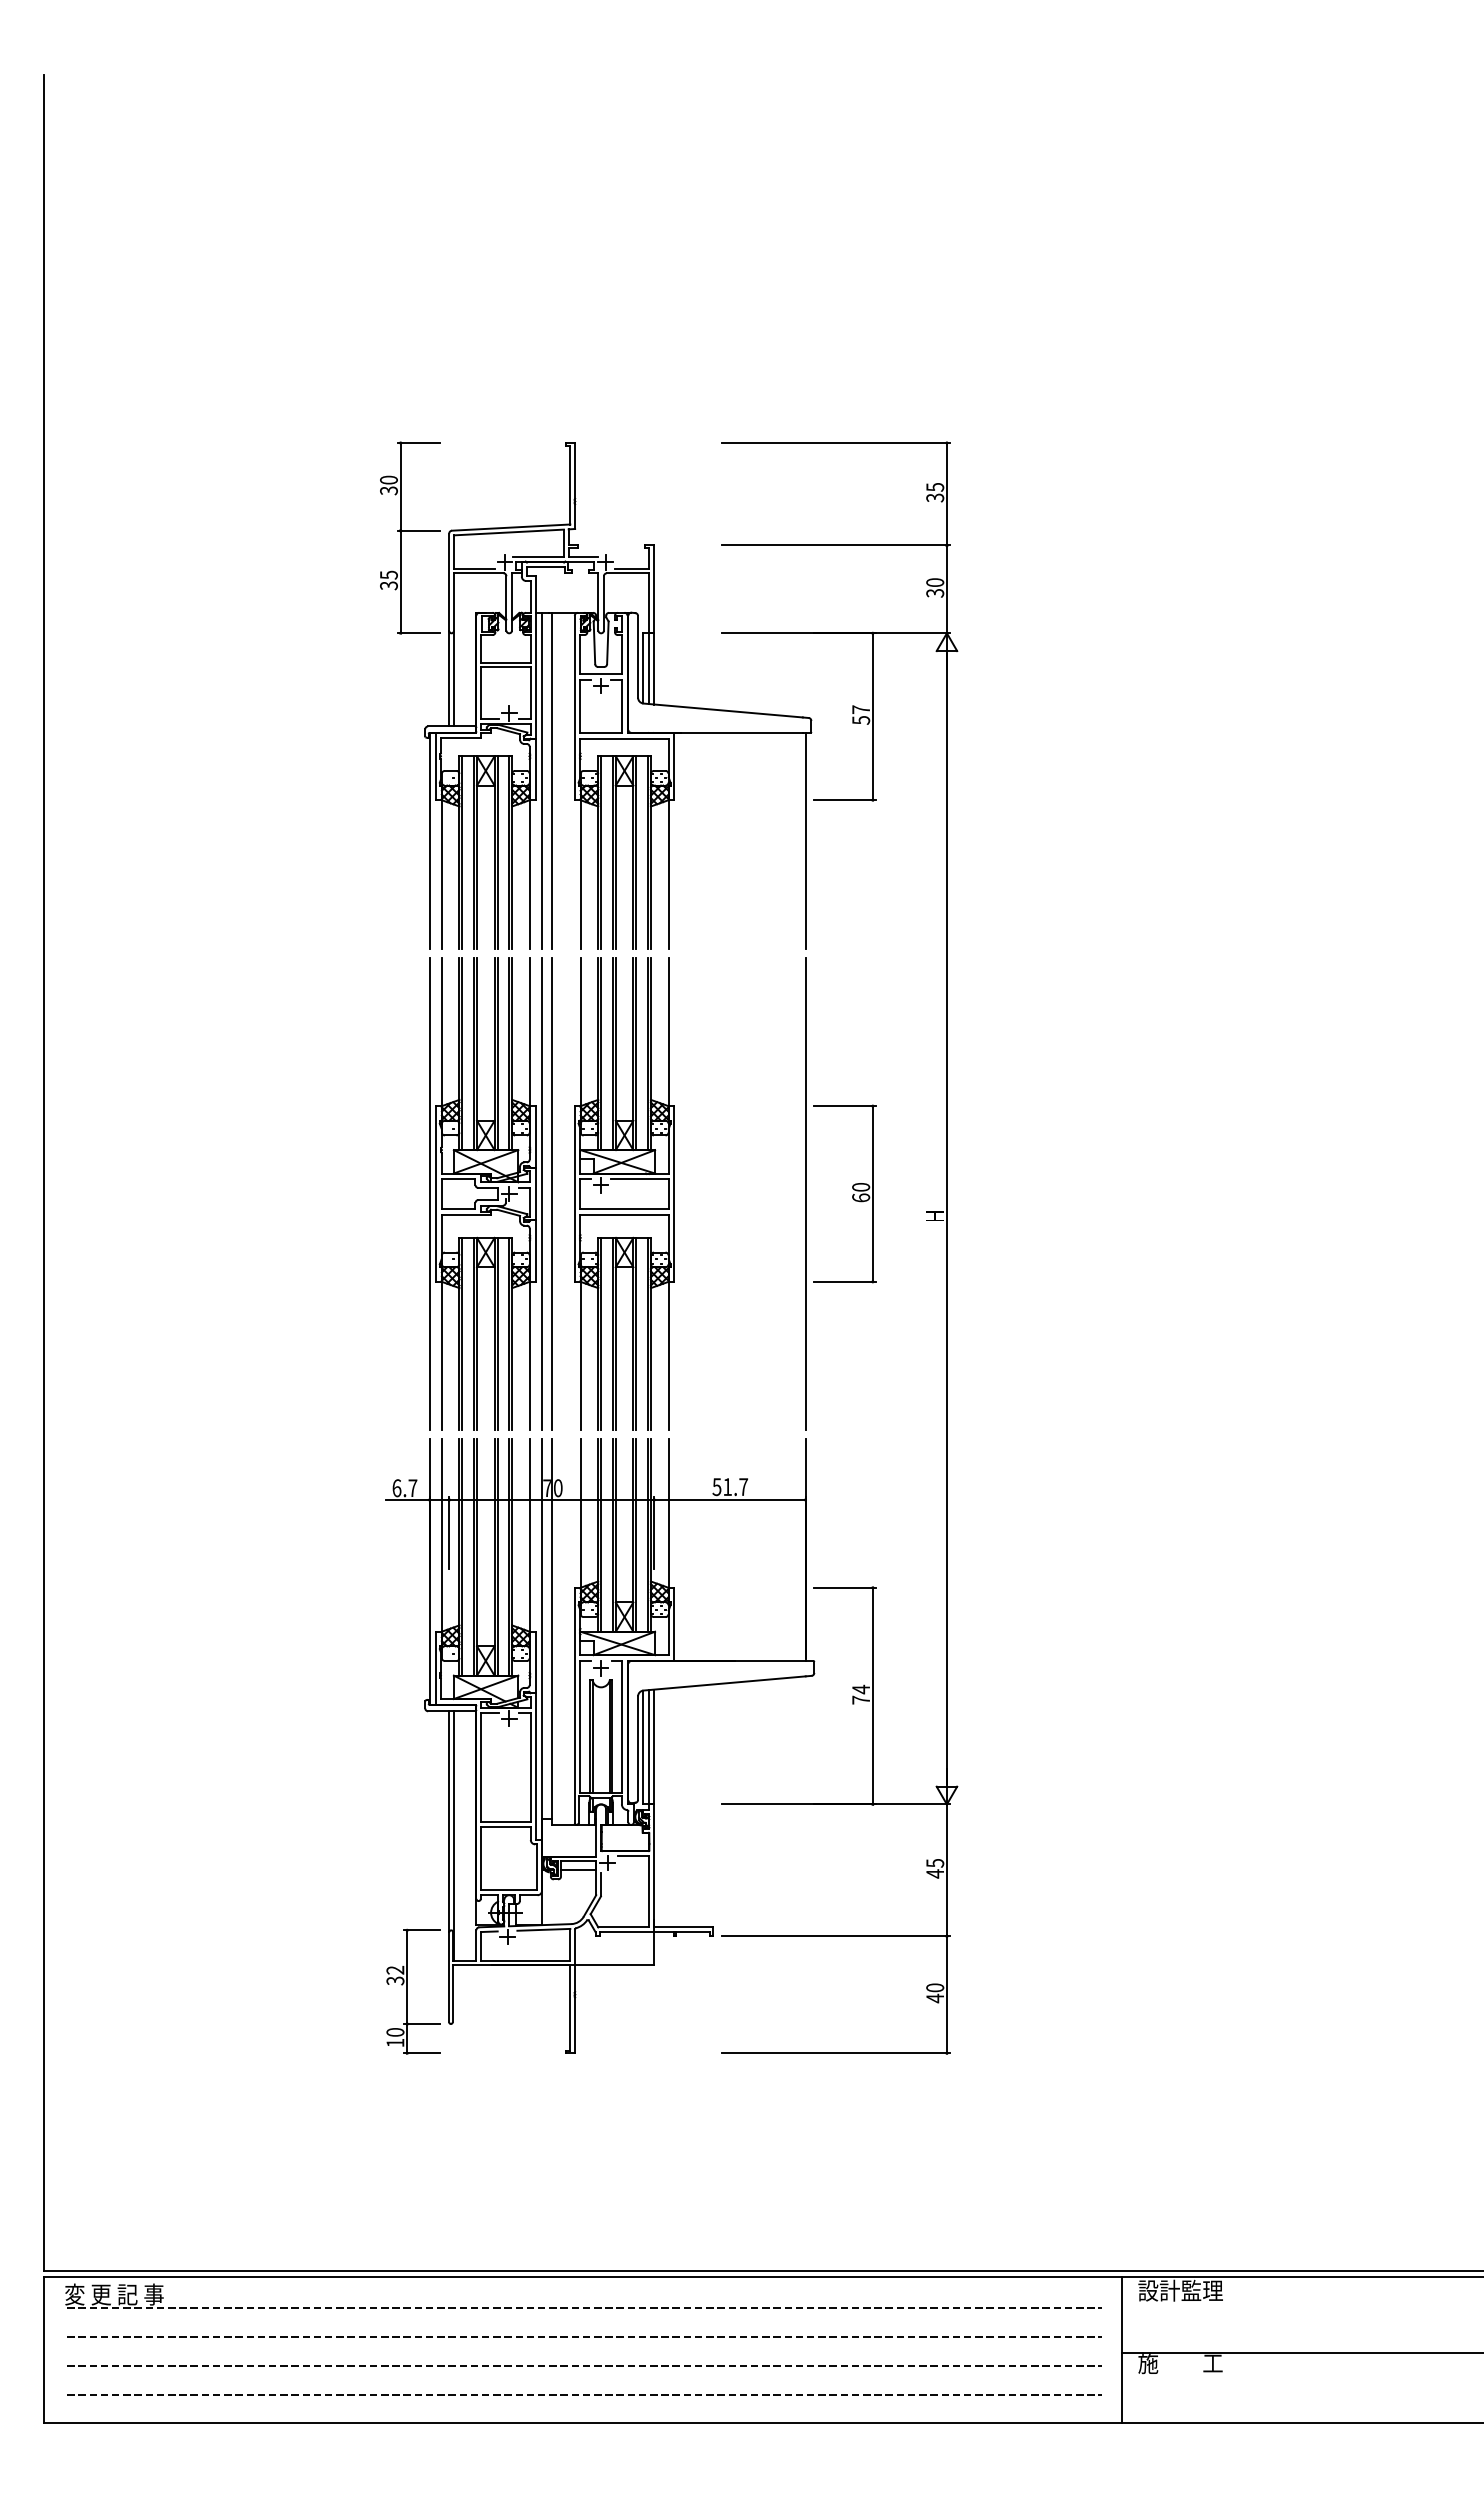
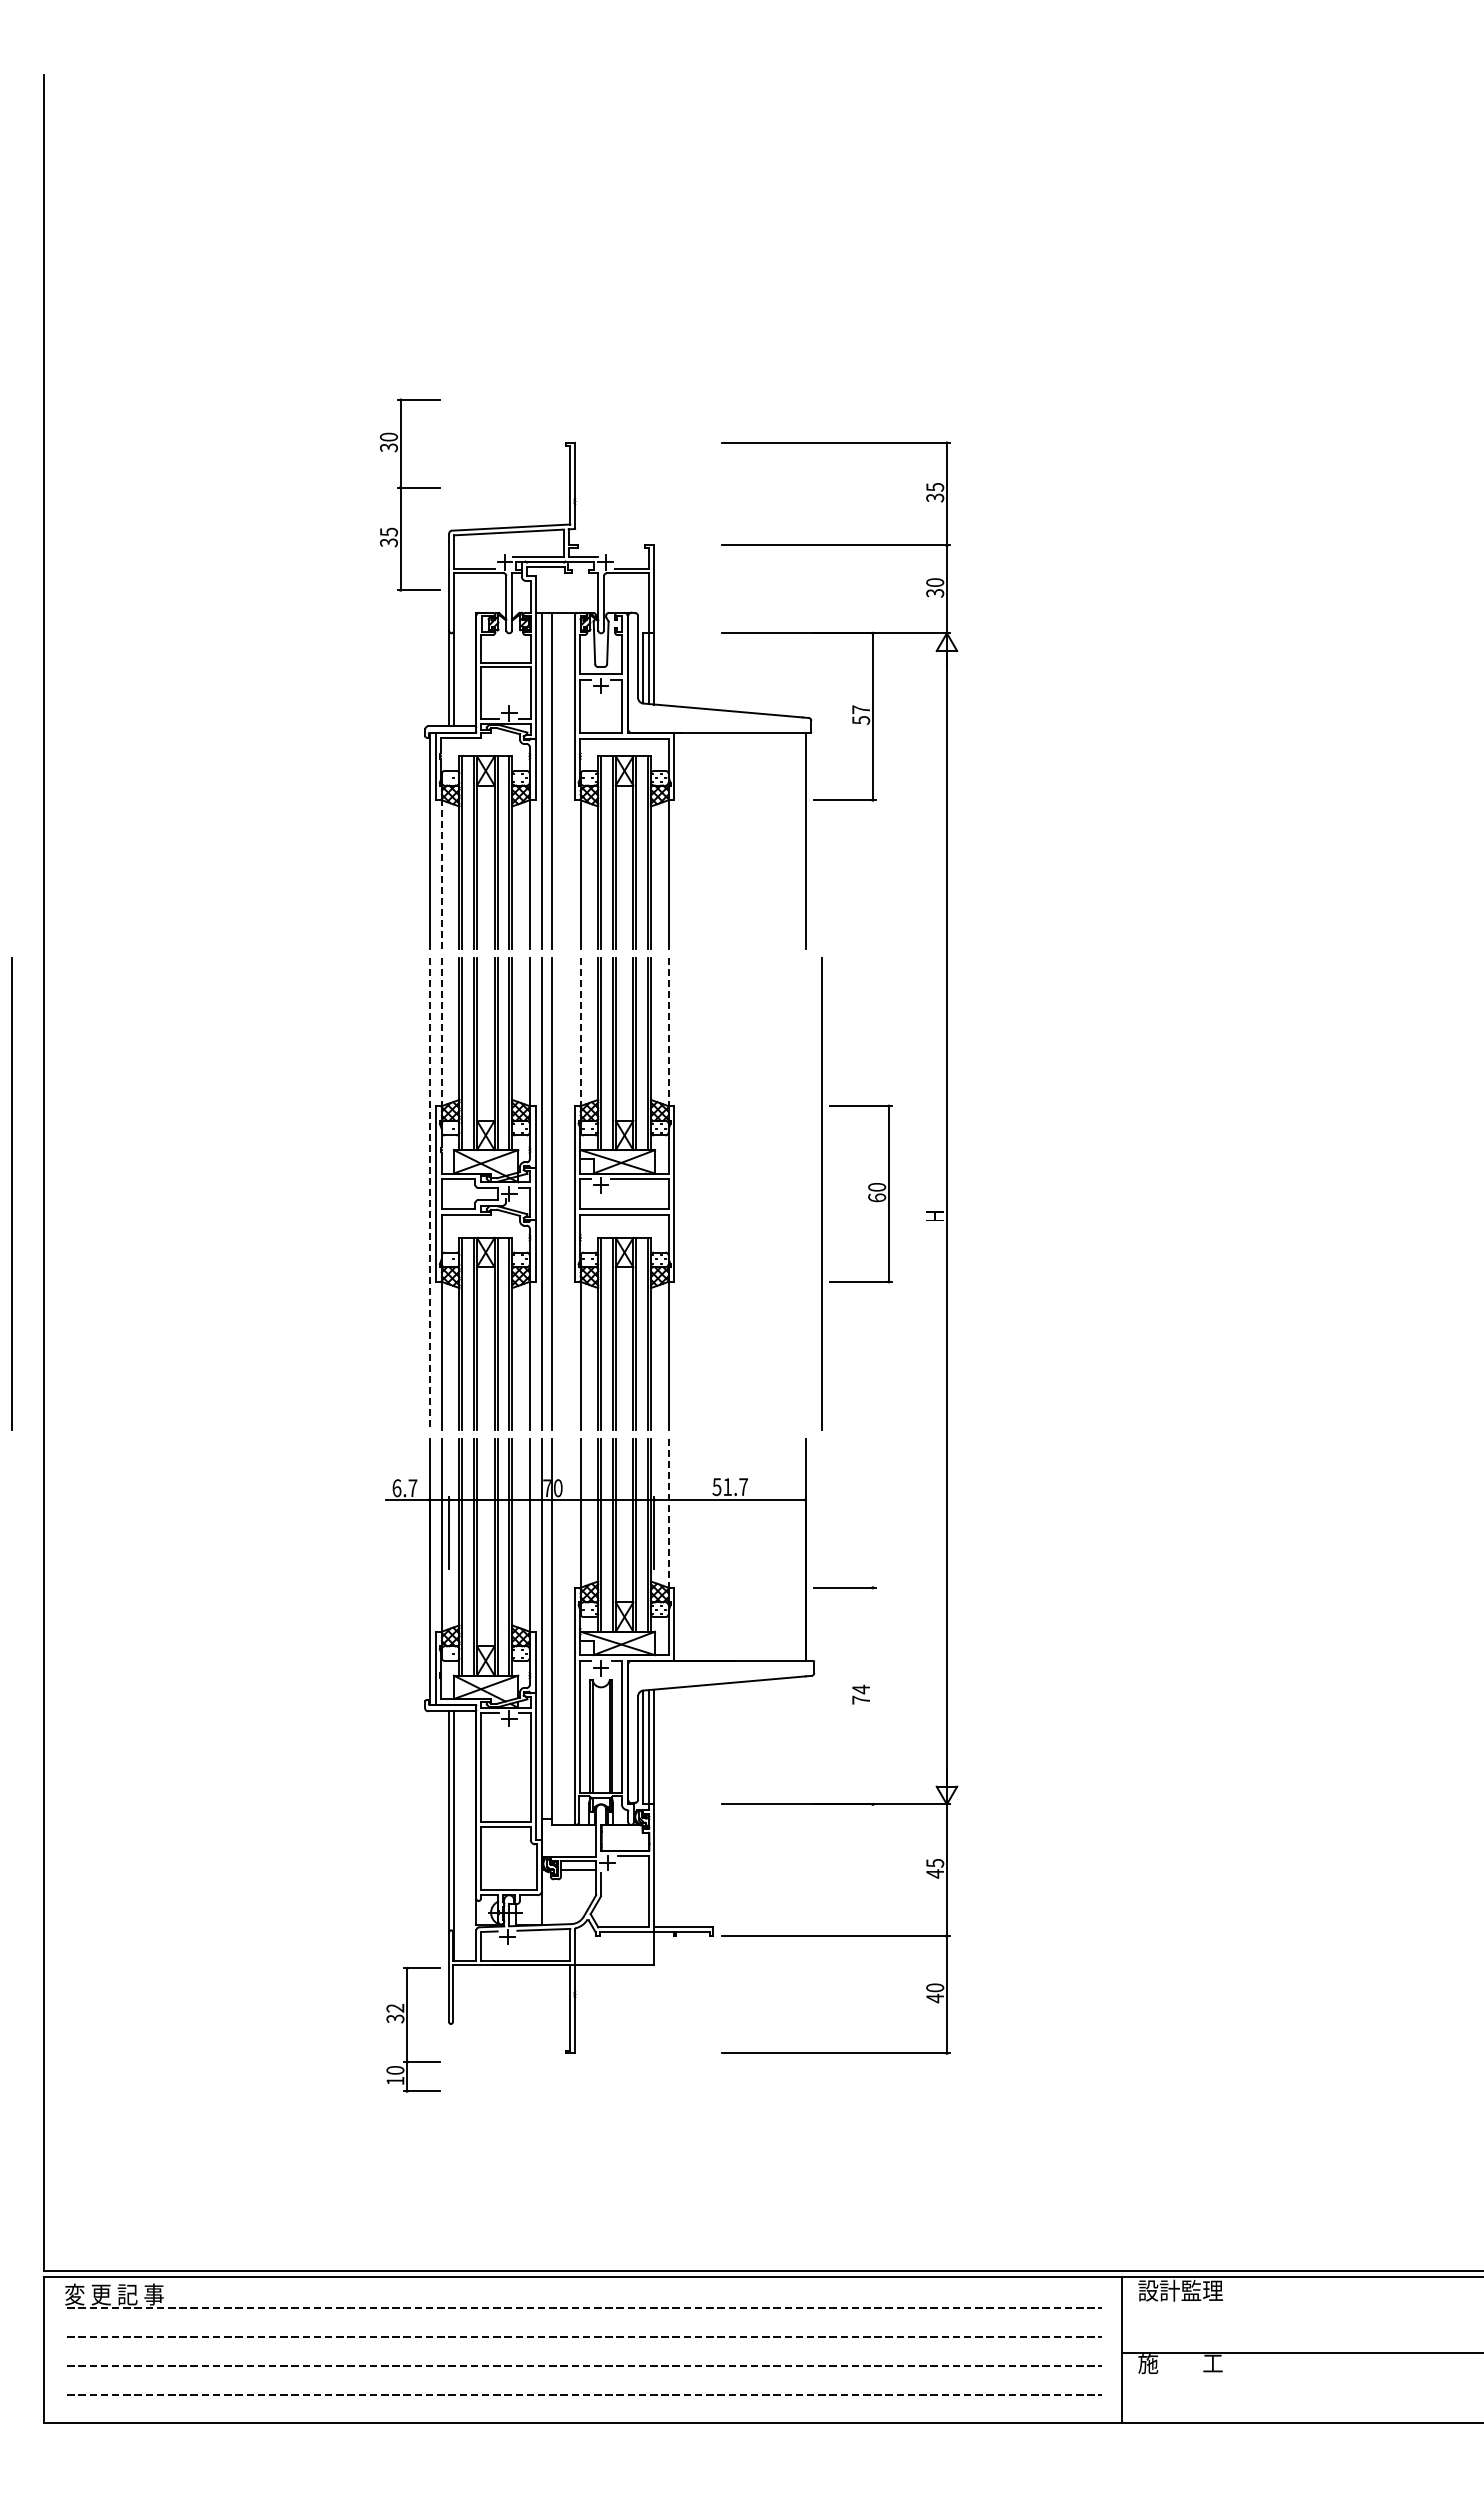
part position: (410, 537) -> (410, 494) (410, 494)
line: solid -> dashed (441, 874)
line: solid -> dashed (441, 1033)
line: solid -> dashed (580, 1033)
line: solid -> dashed (668, 1033)
line: none -> present (11, 1193)
line: solid -> dashed (429, 1194)
part position: (852, 1195) -> (868, 1195) (868, 1195)
line: solid -> dashed (668, 1514)
line: present -> none (872, 1695)
part position: (413, 1991) -> (413, 2029) (413, 2029)
